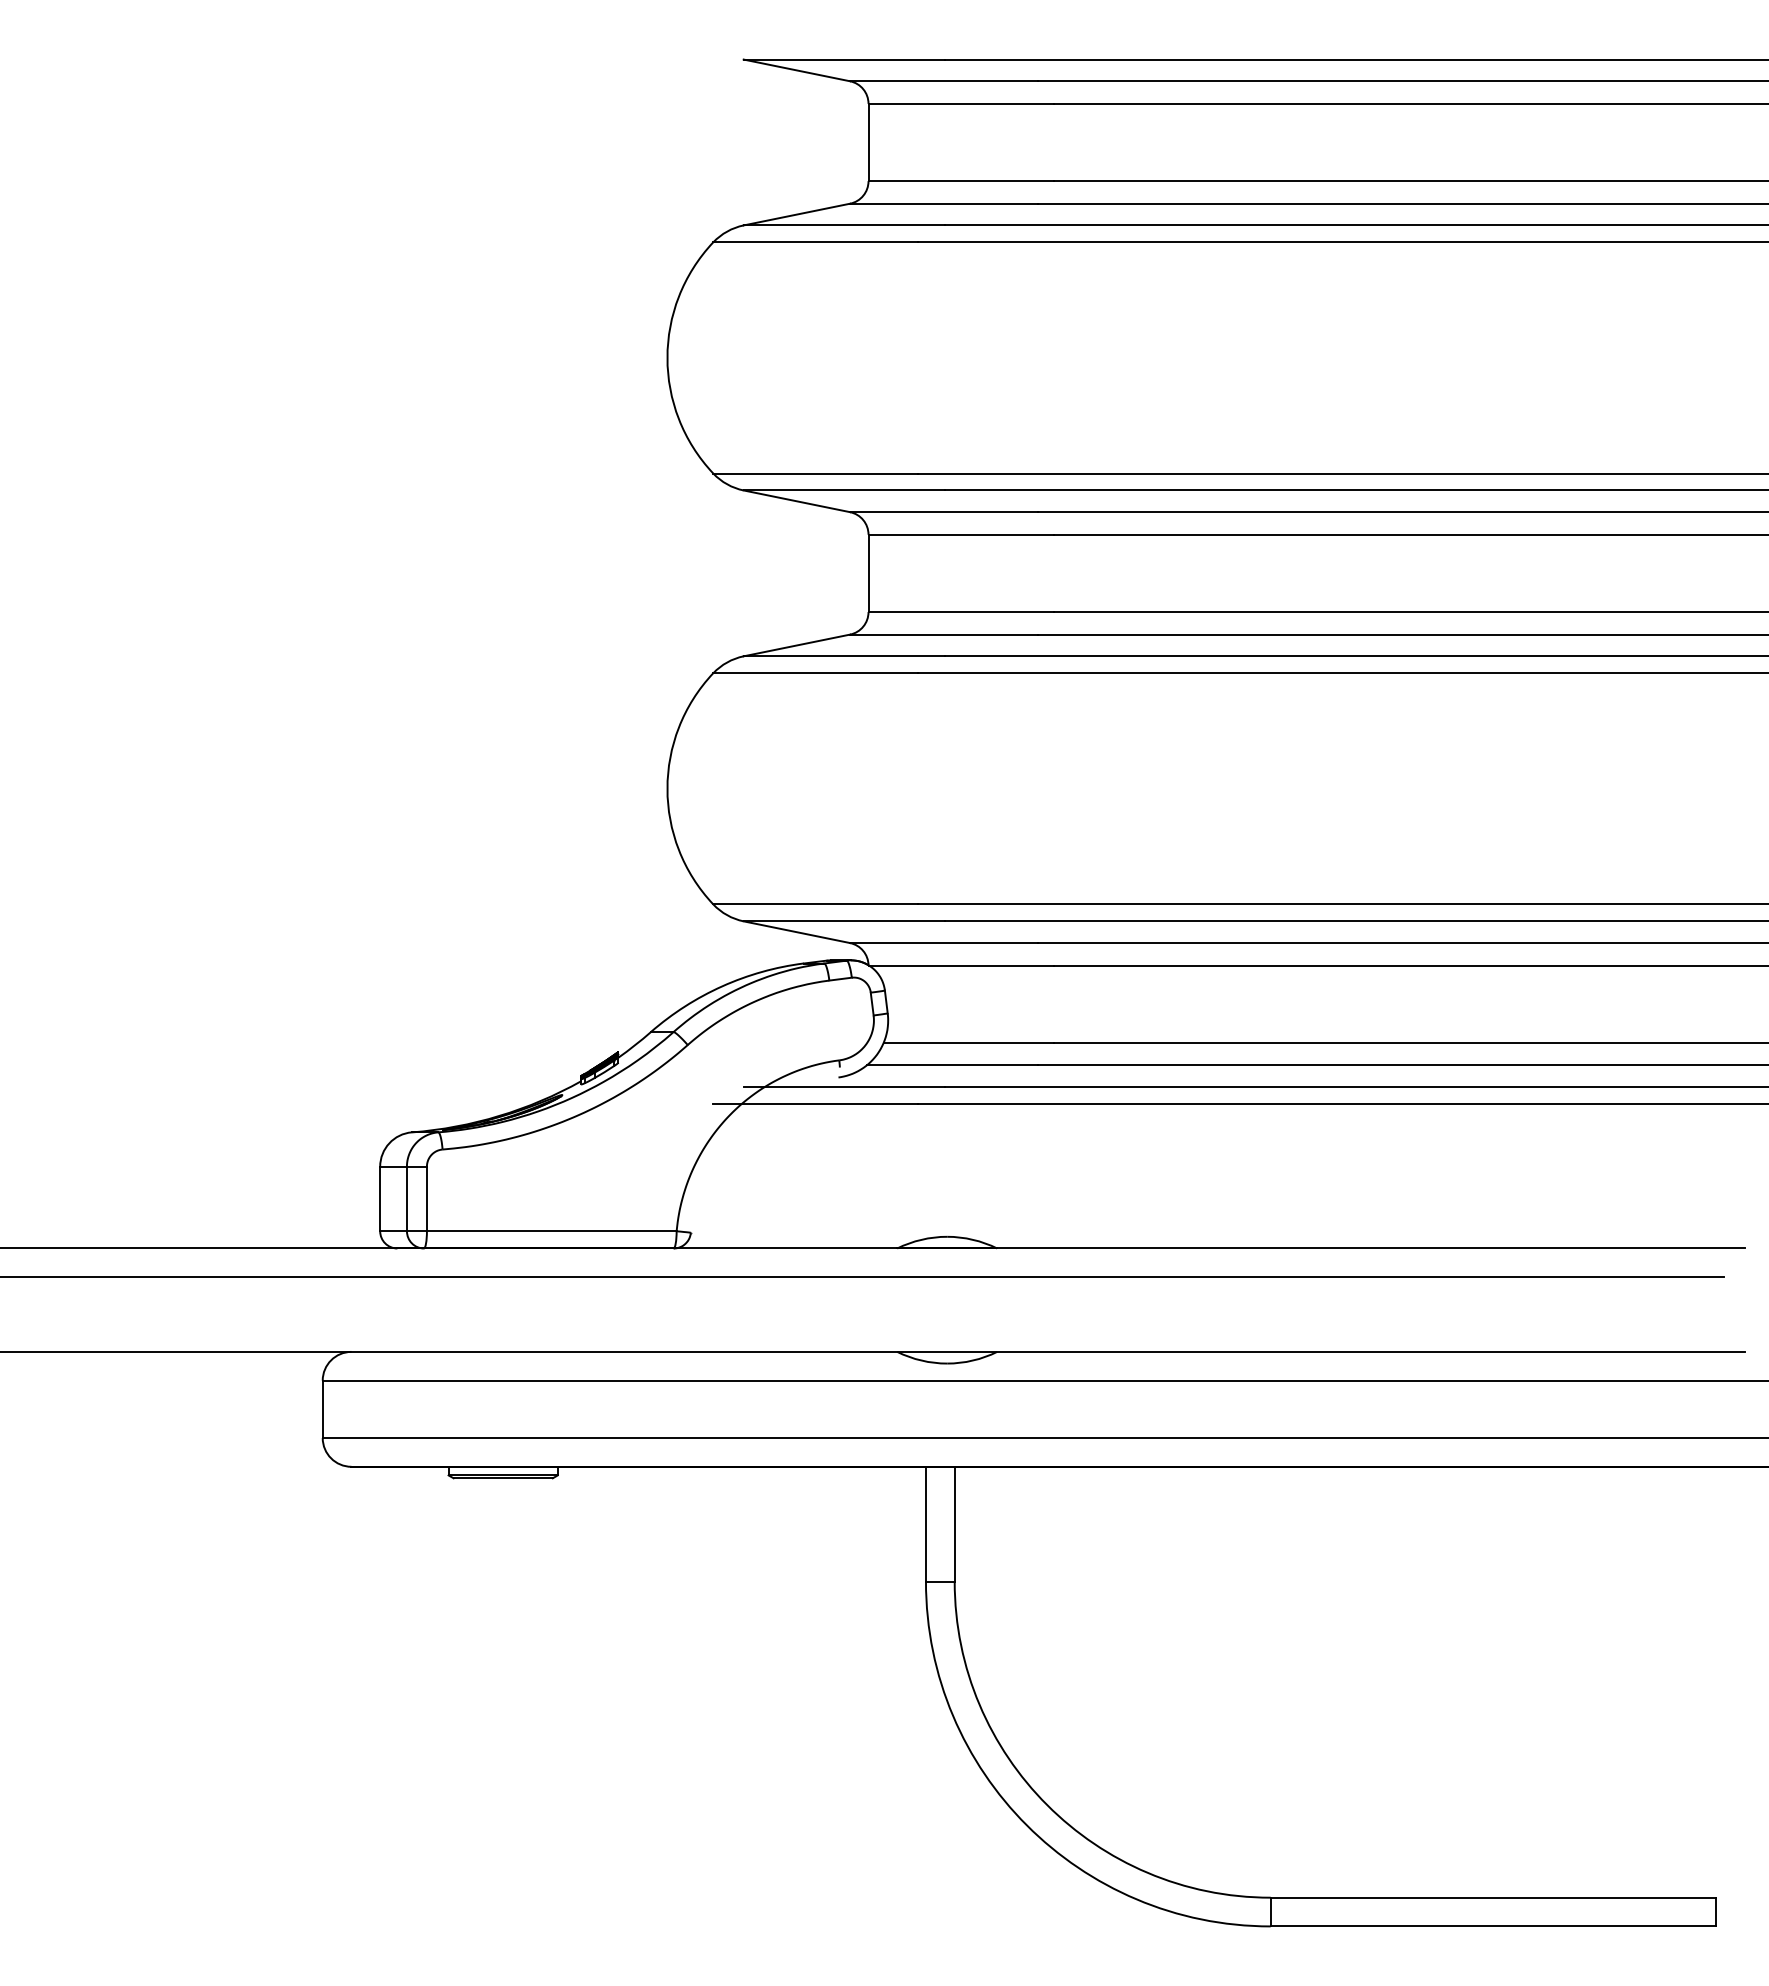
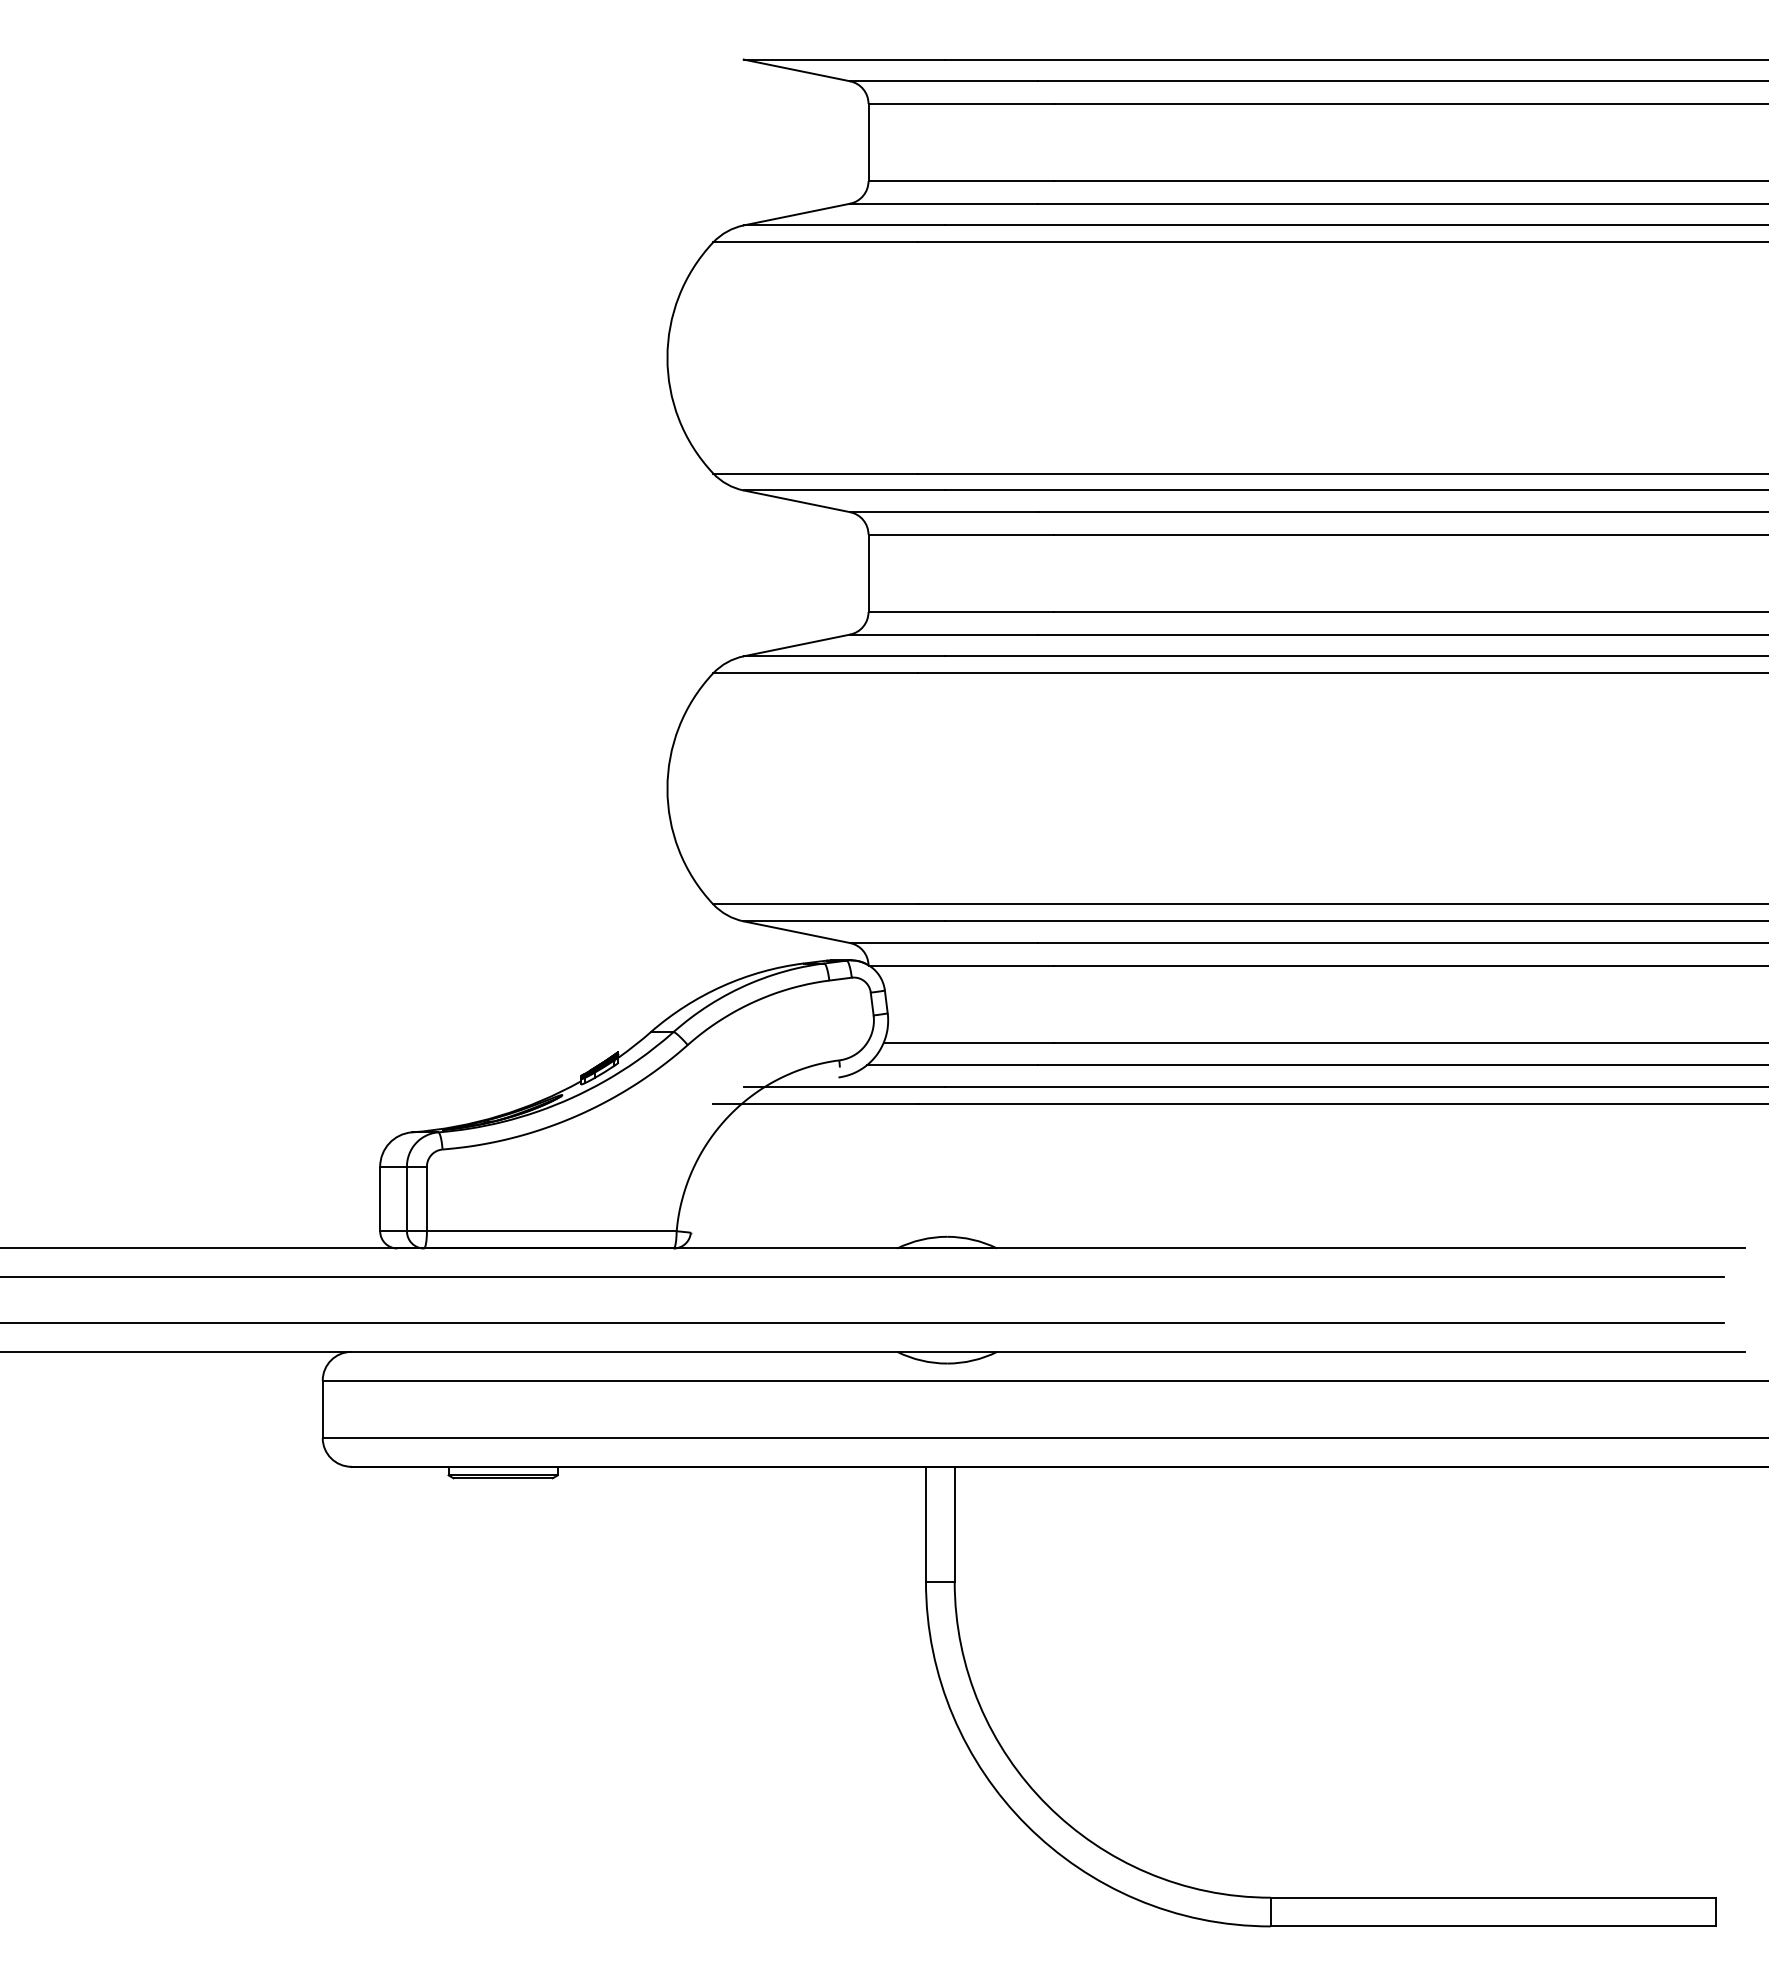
line: none -> present (863, 1323)
